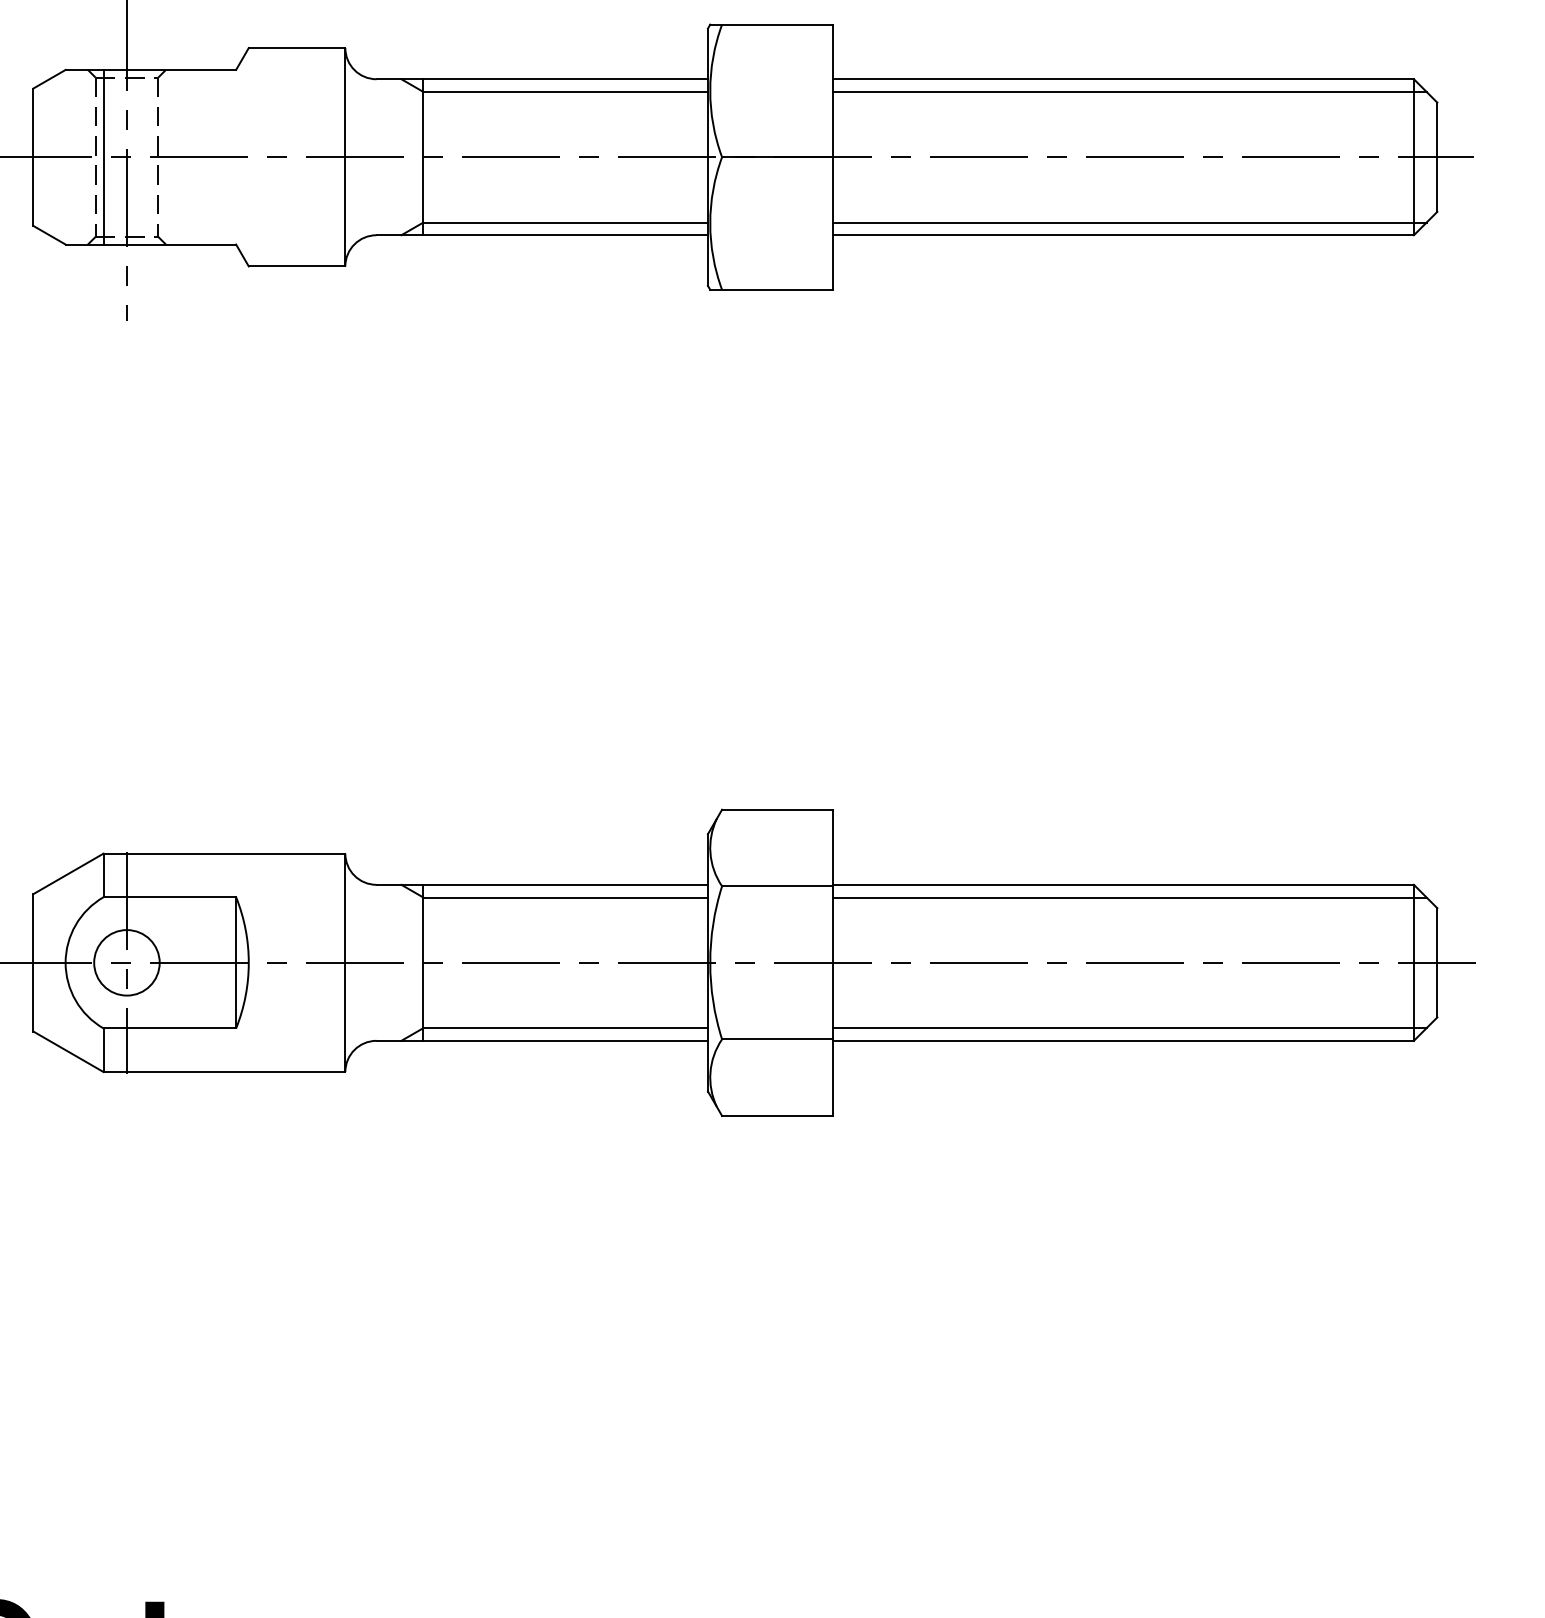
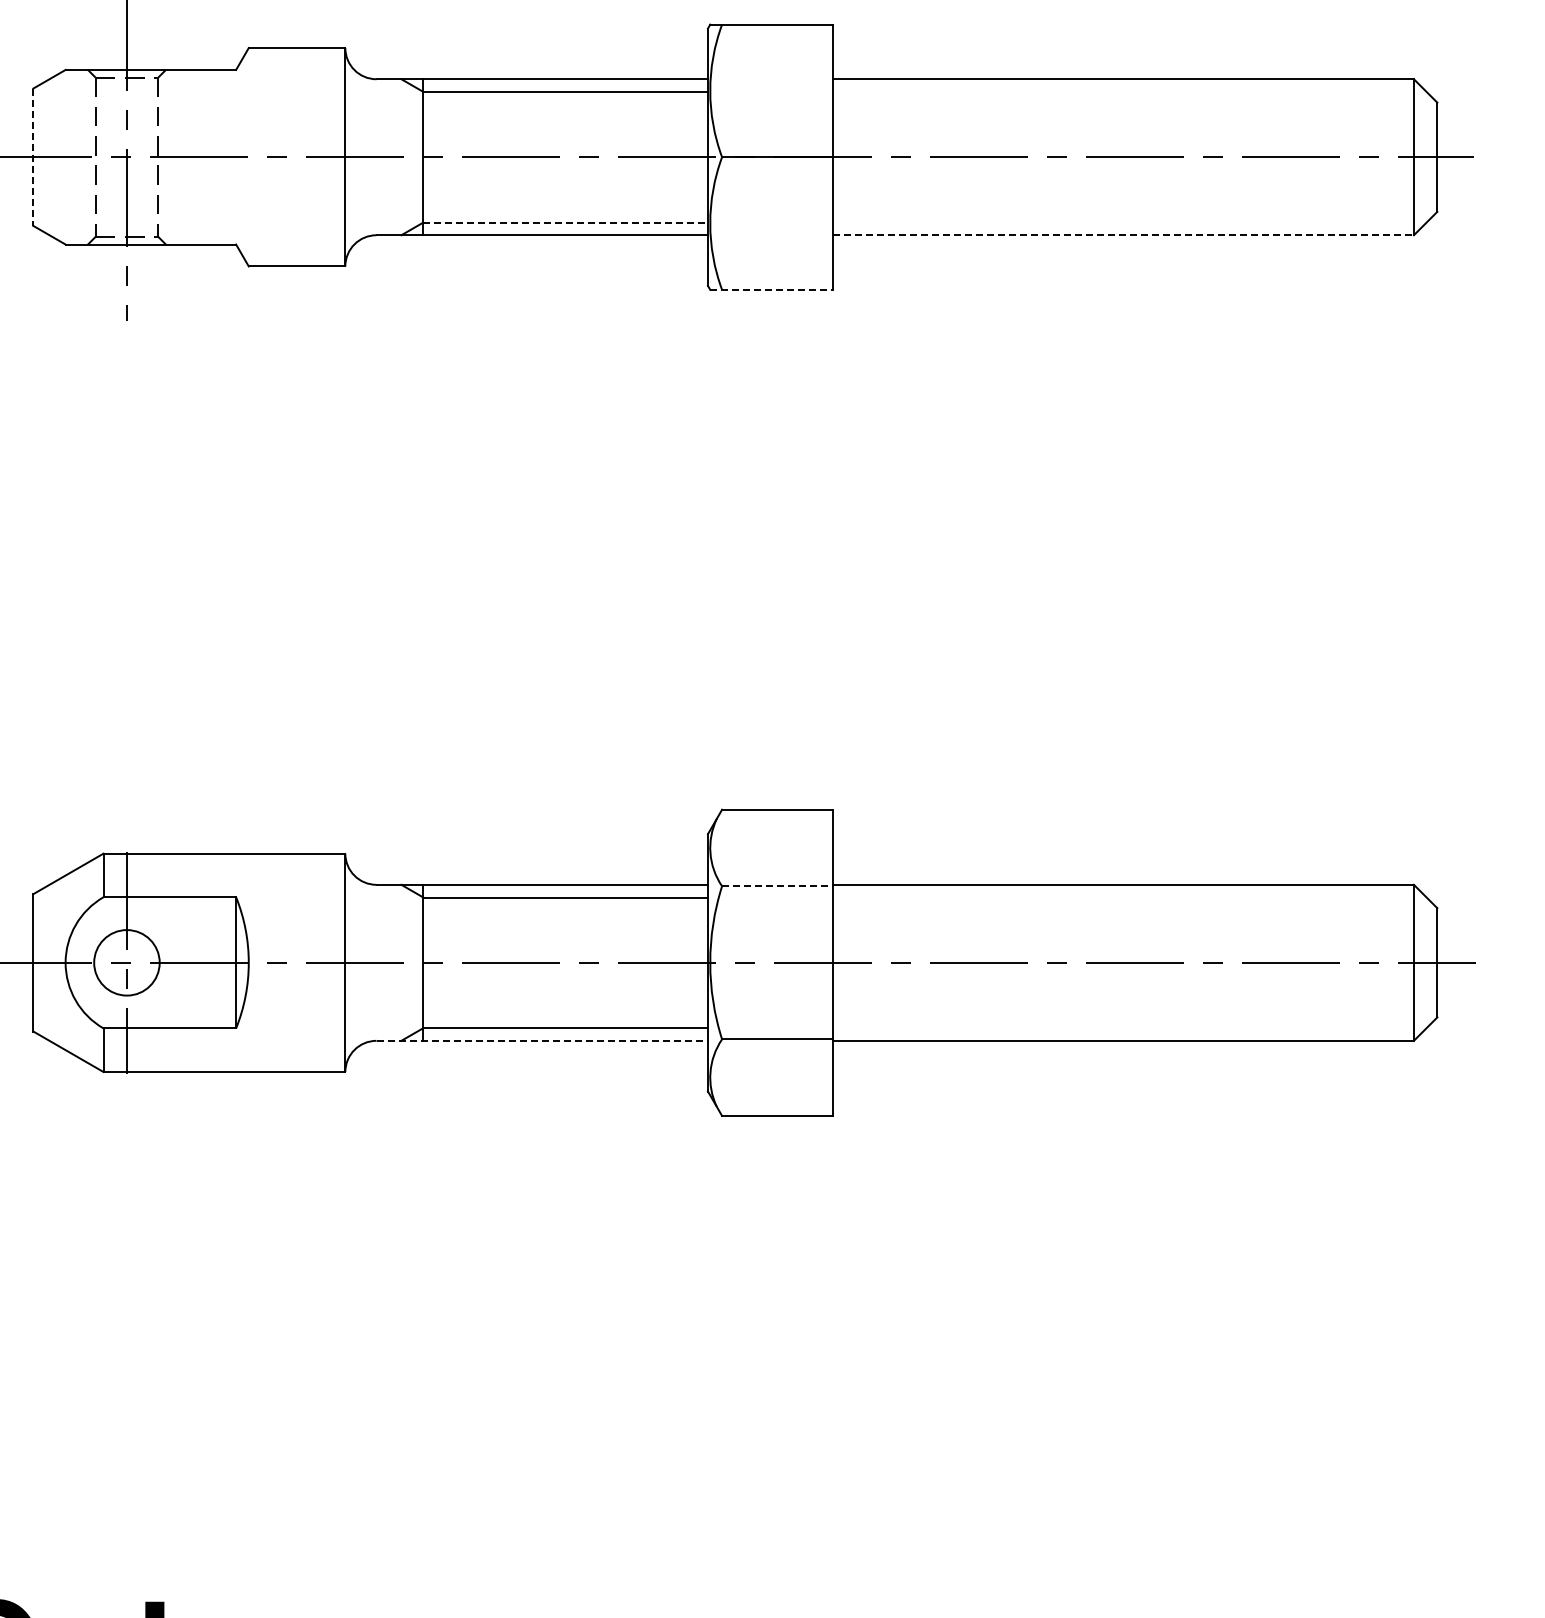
line: present -> none (1129, 91)
line: present -> none (103, 156)
line: solid -> dashed (33, 157)
line: solid -> dashed (566, 222)
line: present -> none (1129, 222)
line: solid -> dashed (1123, 235)
line: solid -> dashed (772, 289)
line: solid -> dashed (777, 886)
line: present -> none (1129, 897)
line: present -> none (1129, 1028)
line: solid -> dashed (542, 1040)
